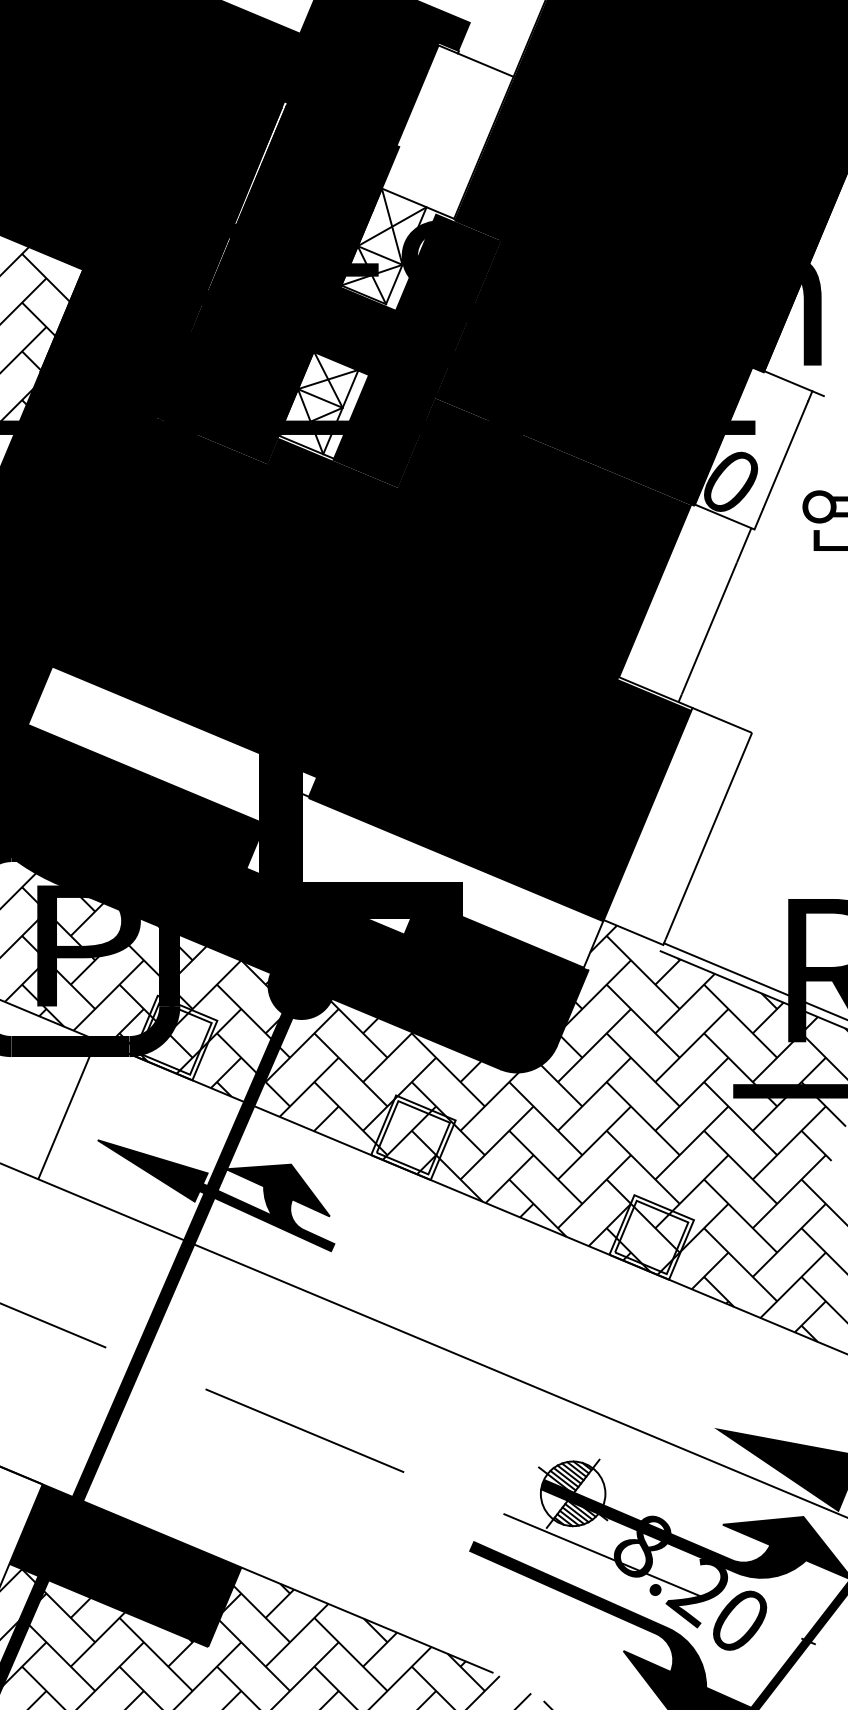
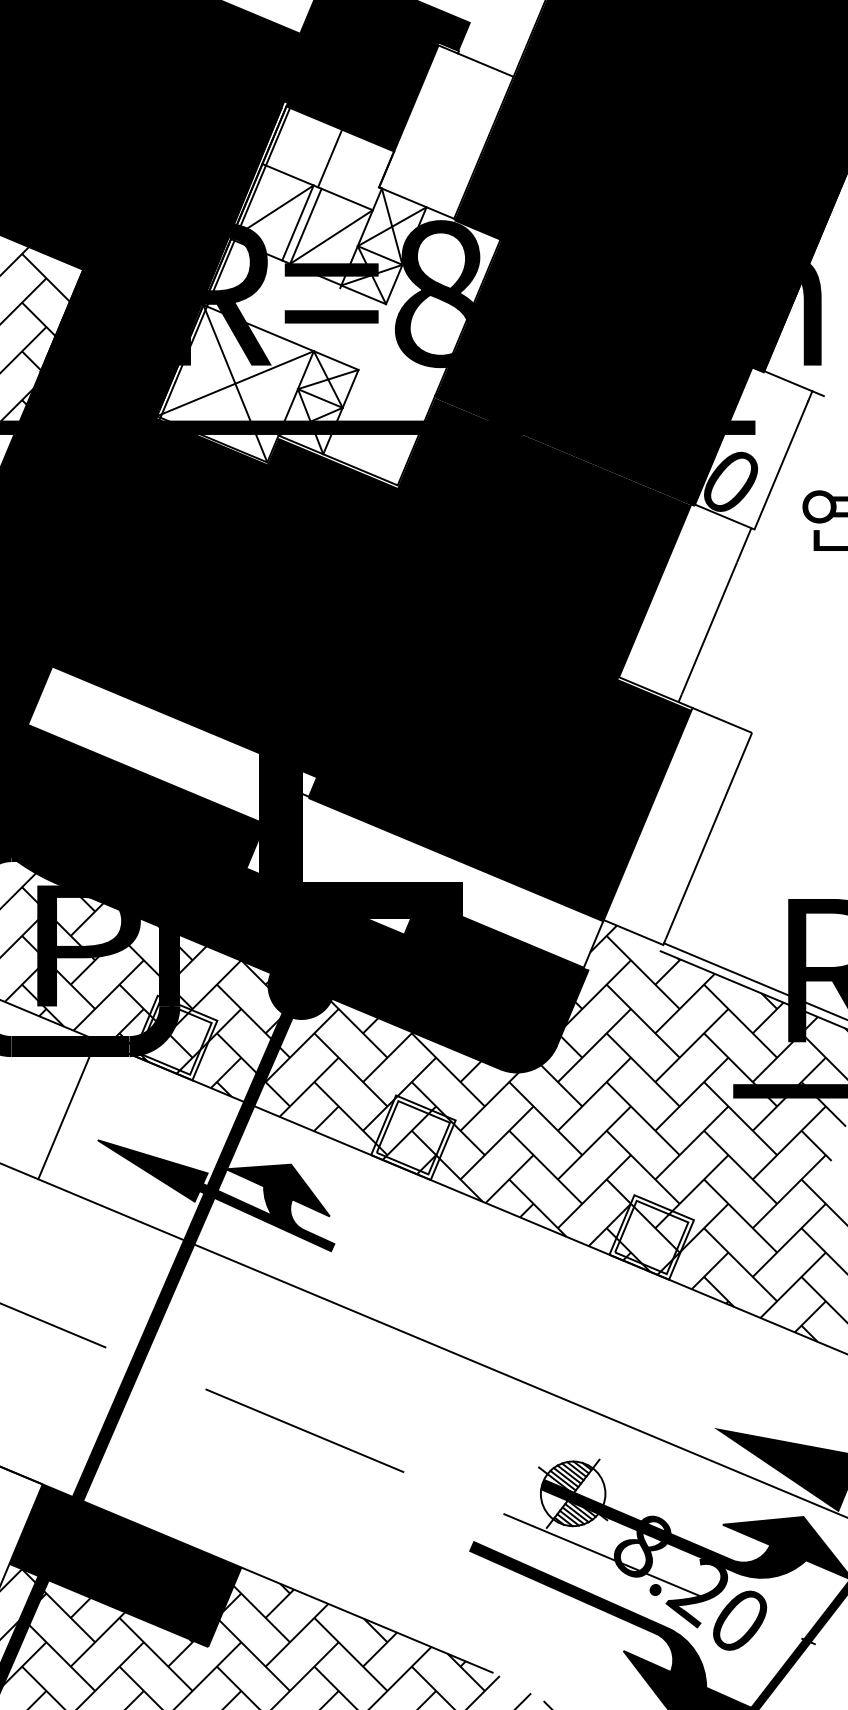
fill: present -> none (328, 293)
